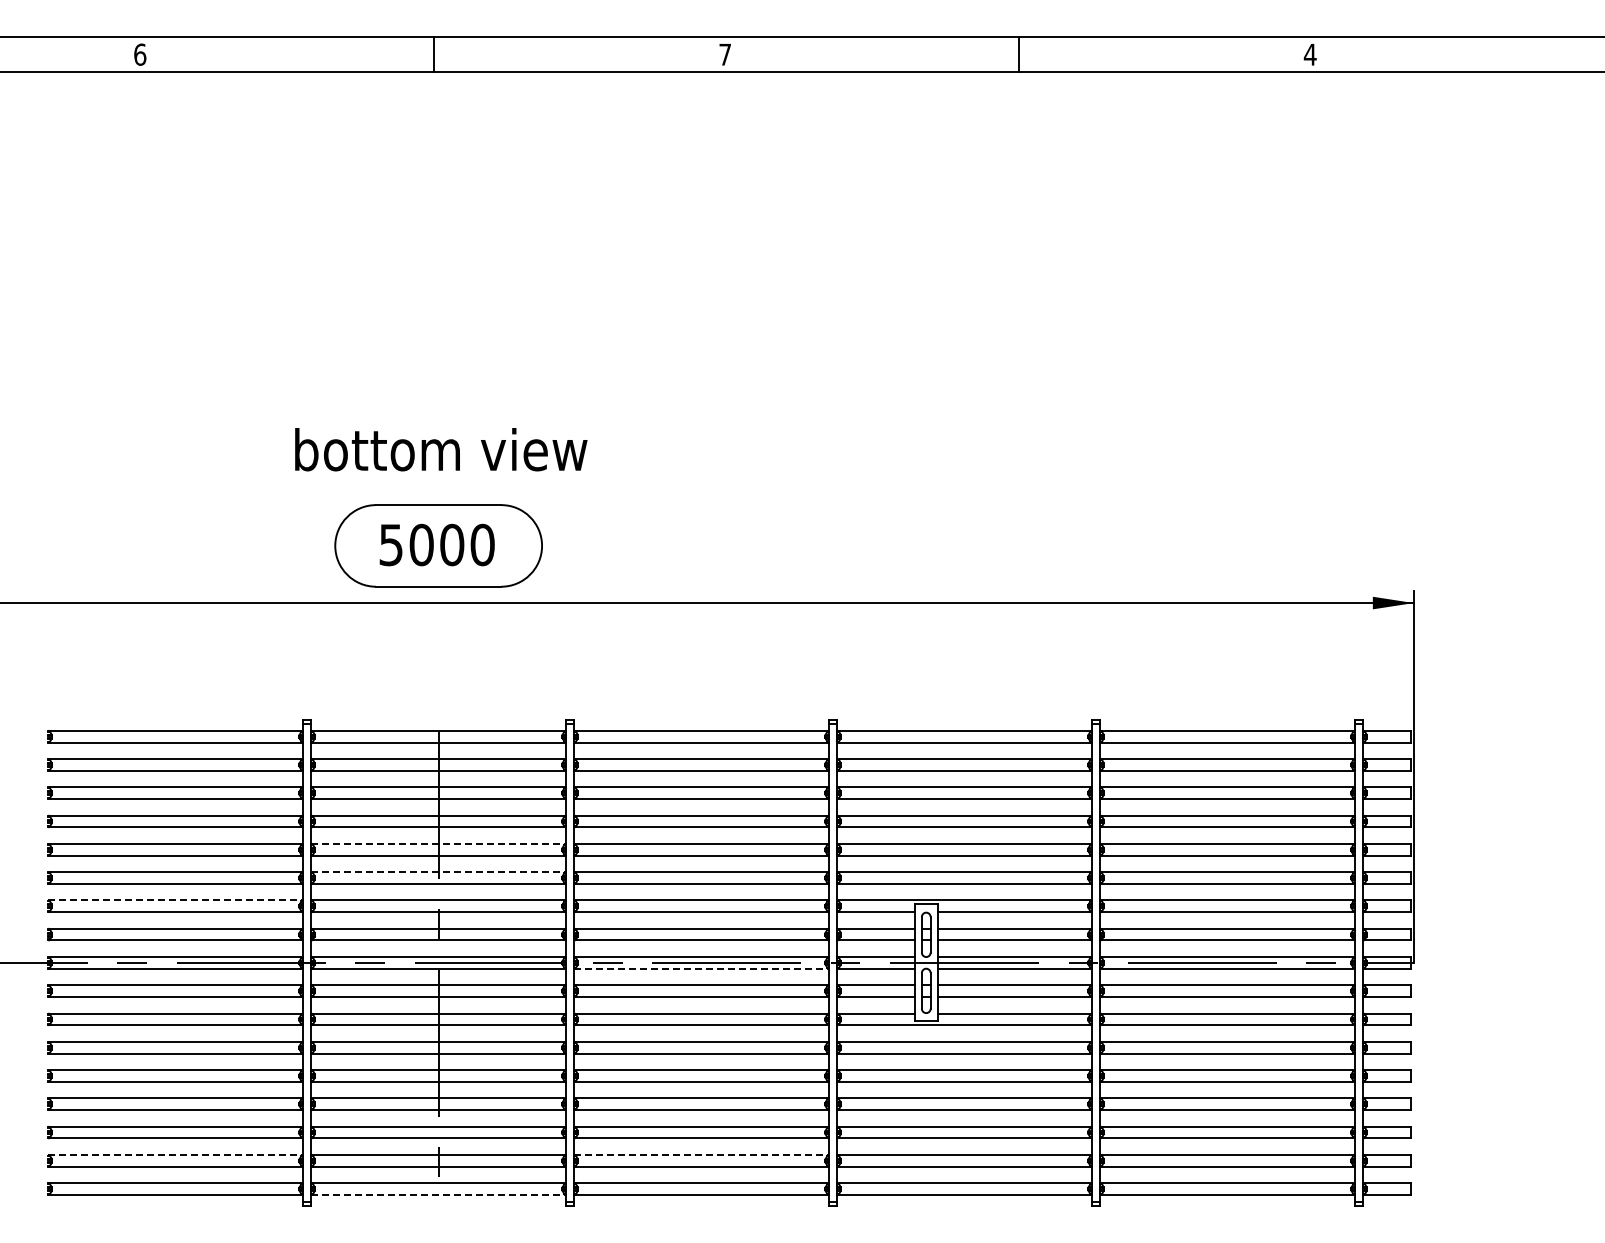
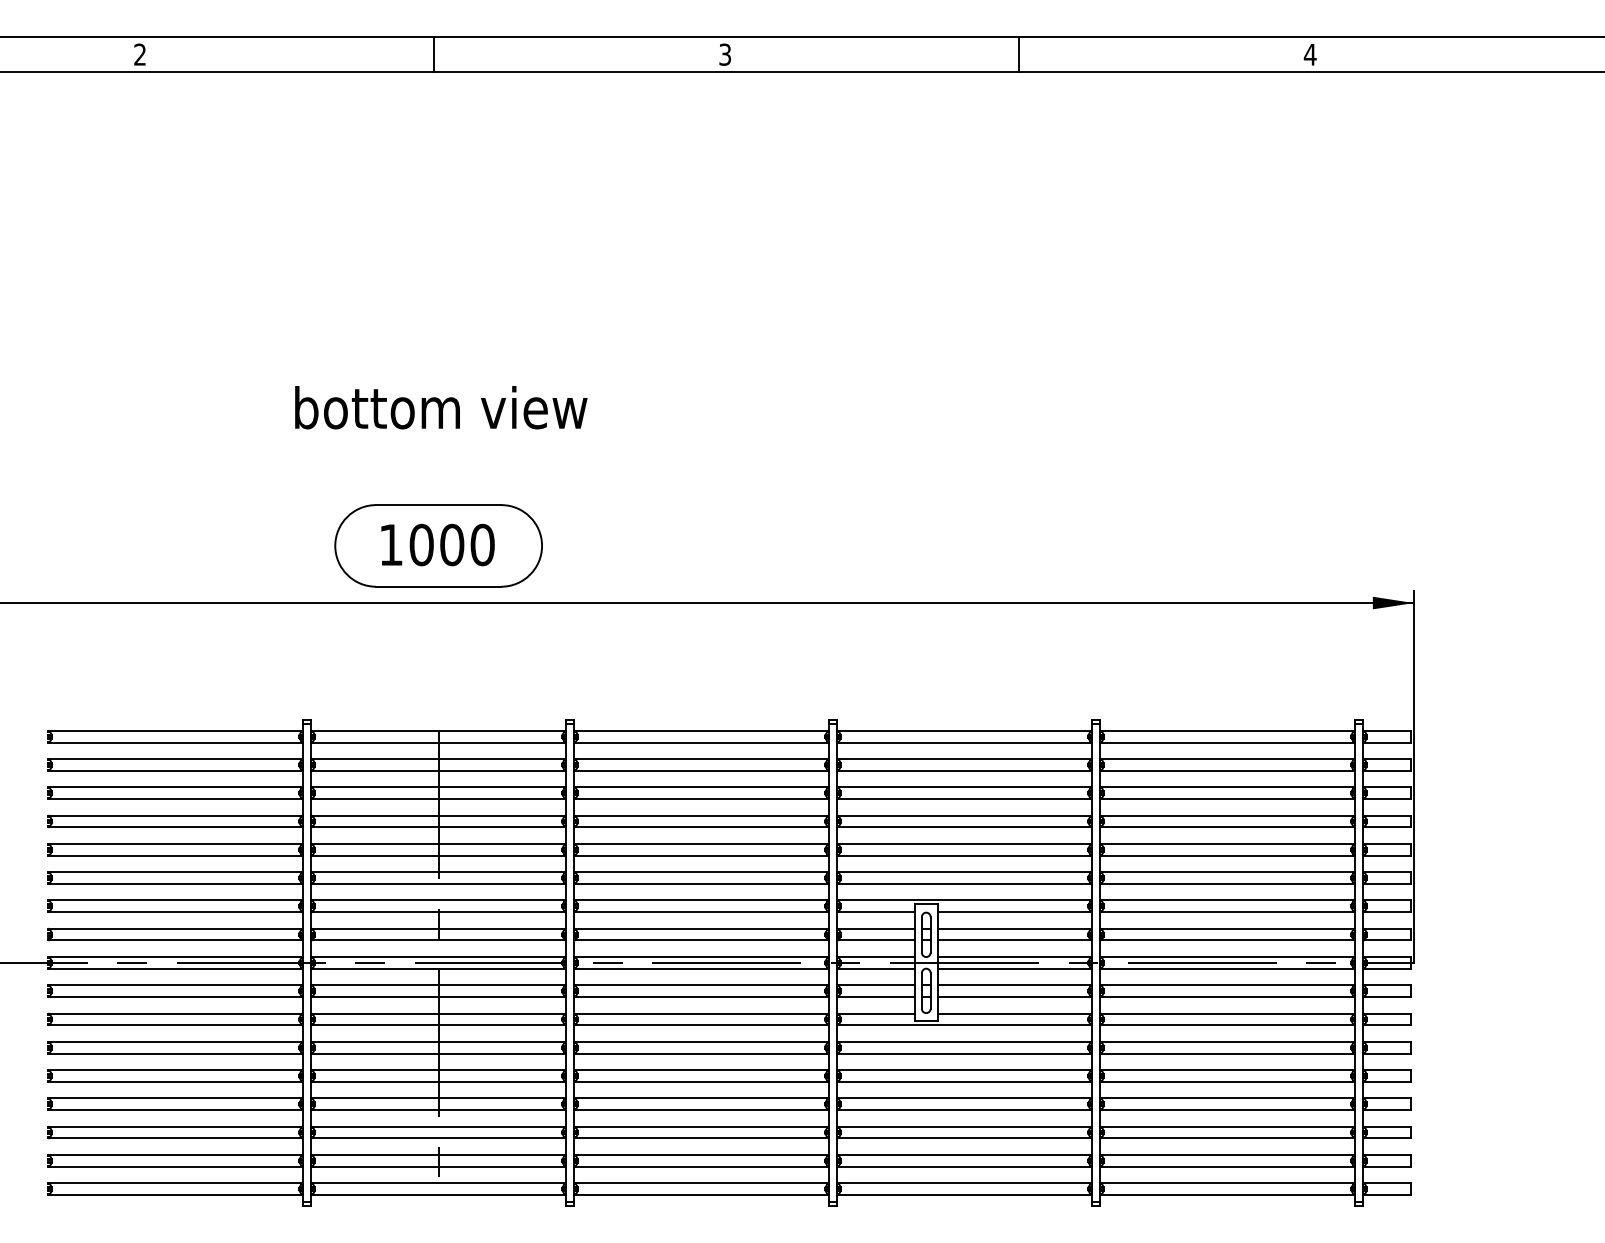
text: 6 -> 2 (140, 54)
text: 7 -> 3 (725, 54)
text position: (441, 449) -> (441, 407) (441, 407)
text: 5000 -> 1000 (390, 545)
line: dashed -> solid (439, 843)
line: dashed -> solid (439, 872)
line: dashed -> solid (176, 900)
line: dashed -> solid (702, 968)
line: dashed -> solid (176, 1154)
line: dashed -> solid (702, 1154)
line: dashed -> solid (439, 1194)
